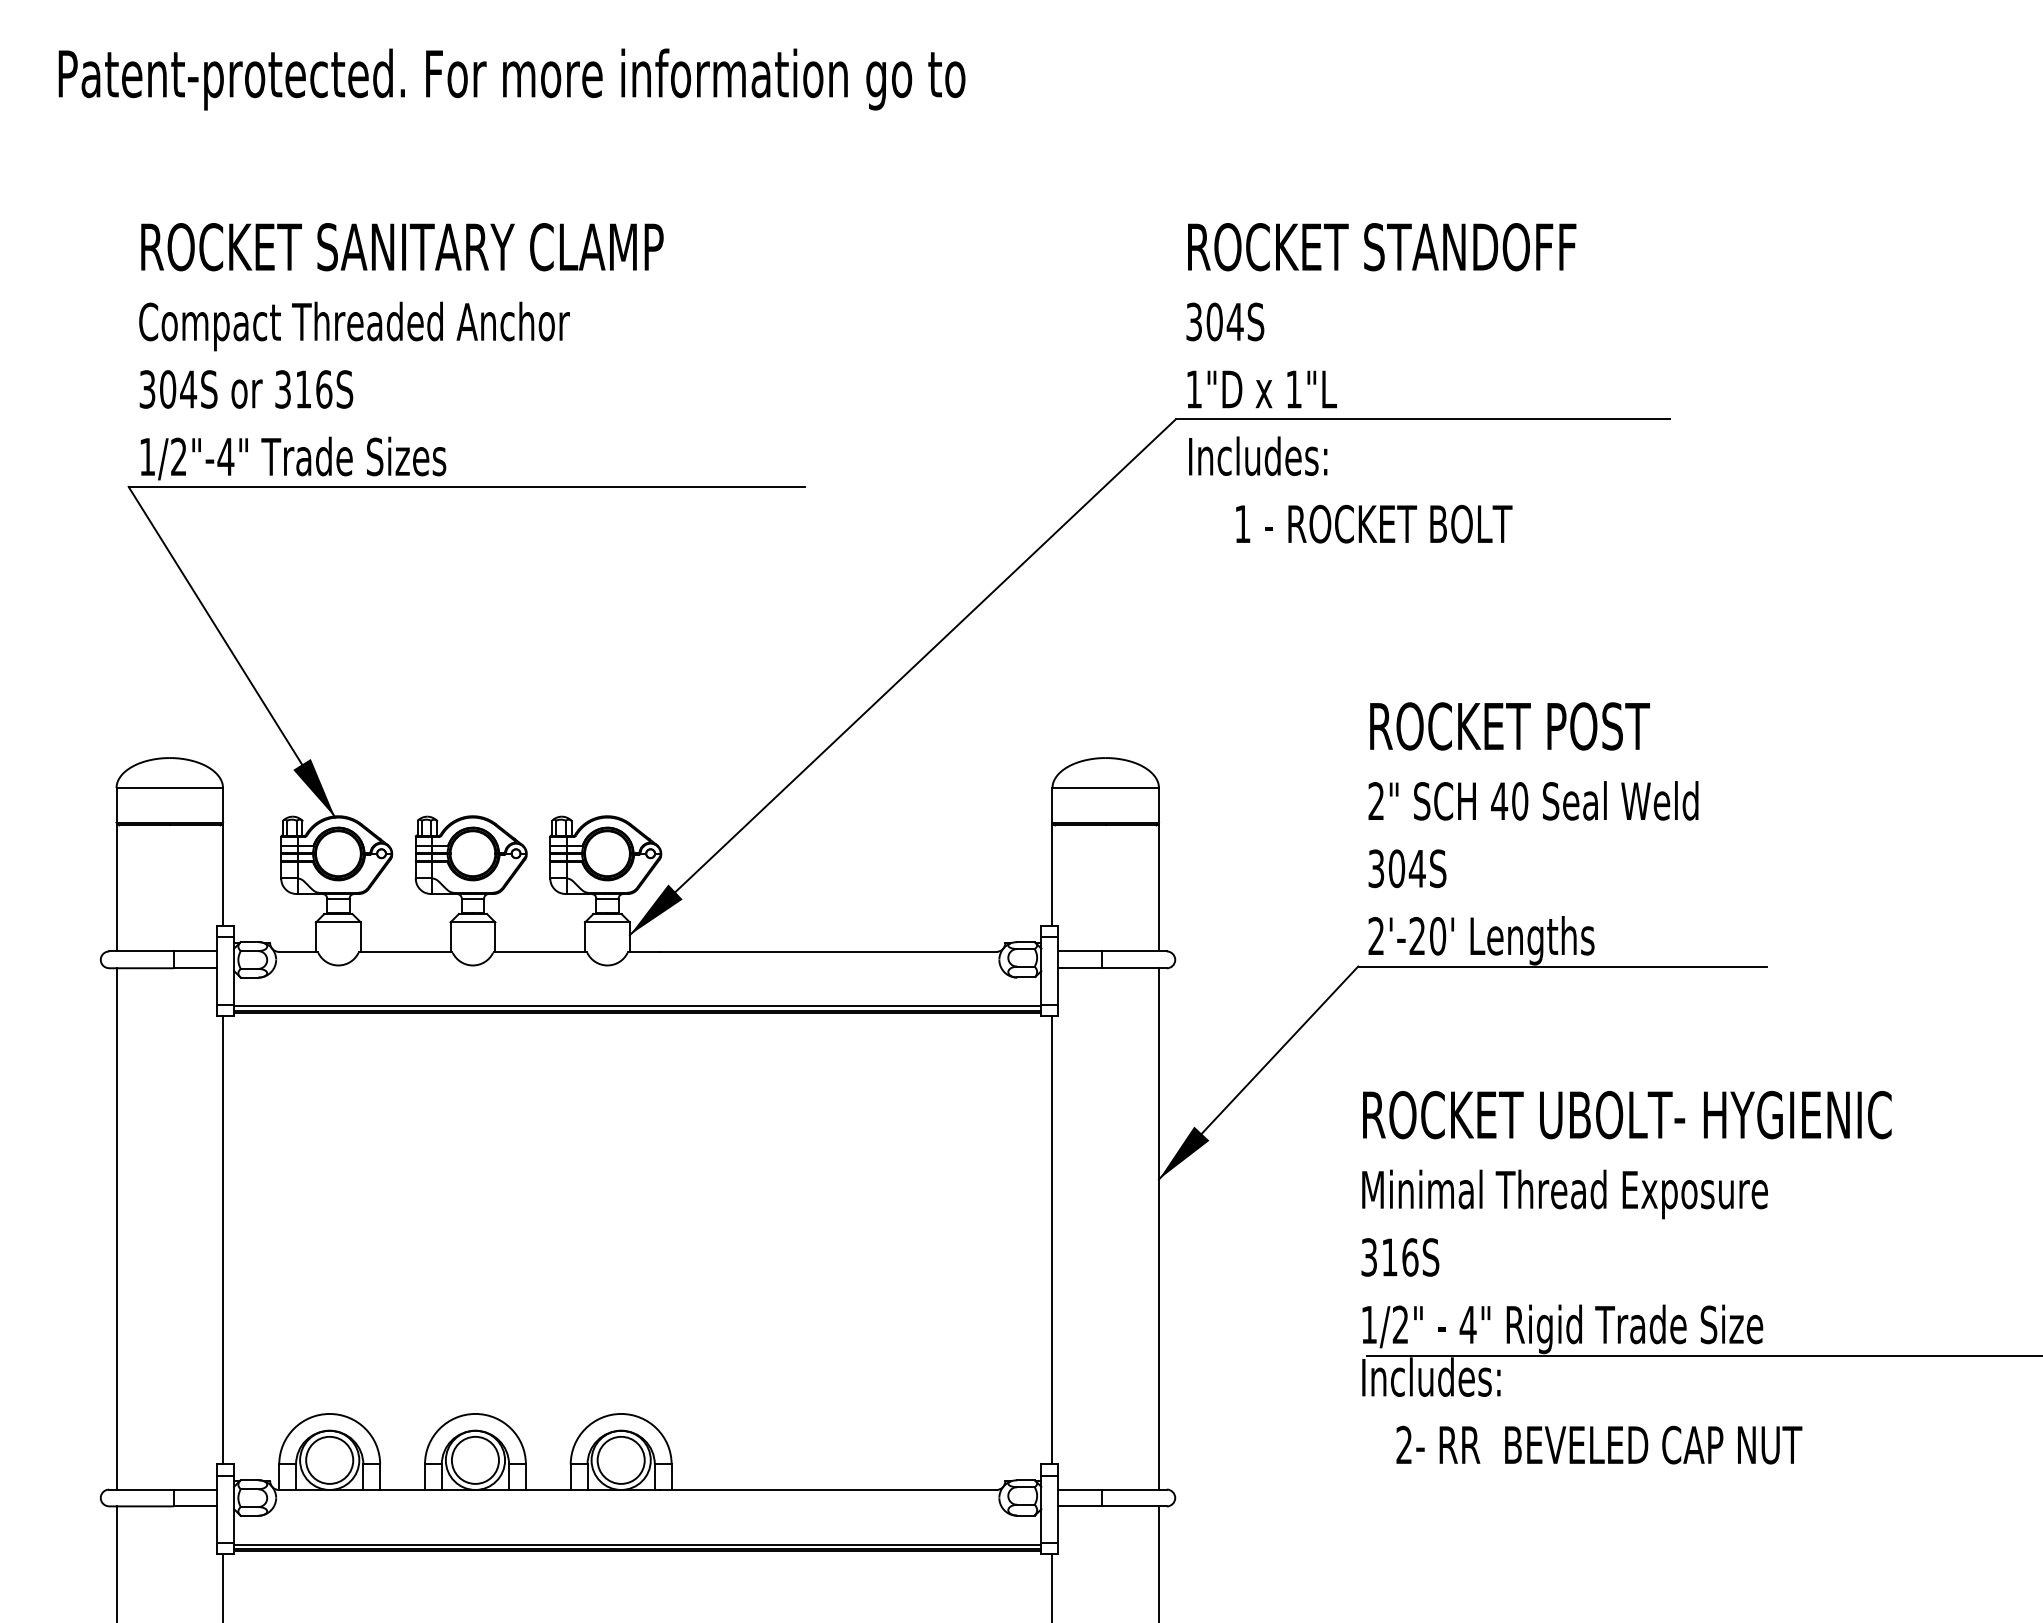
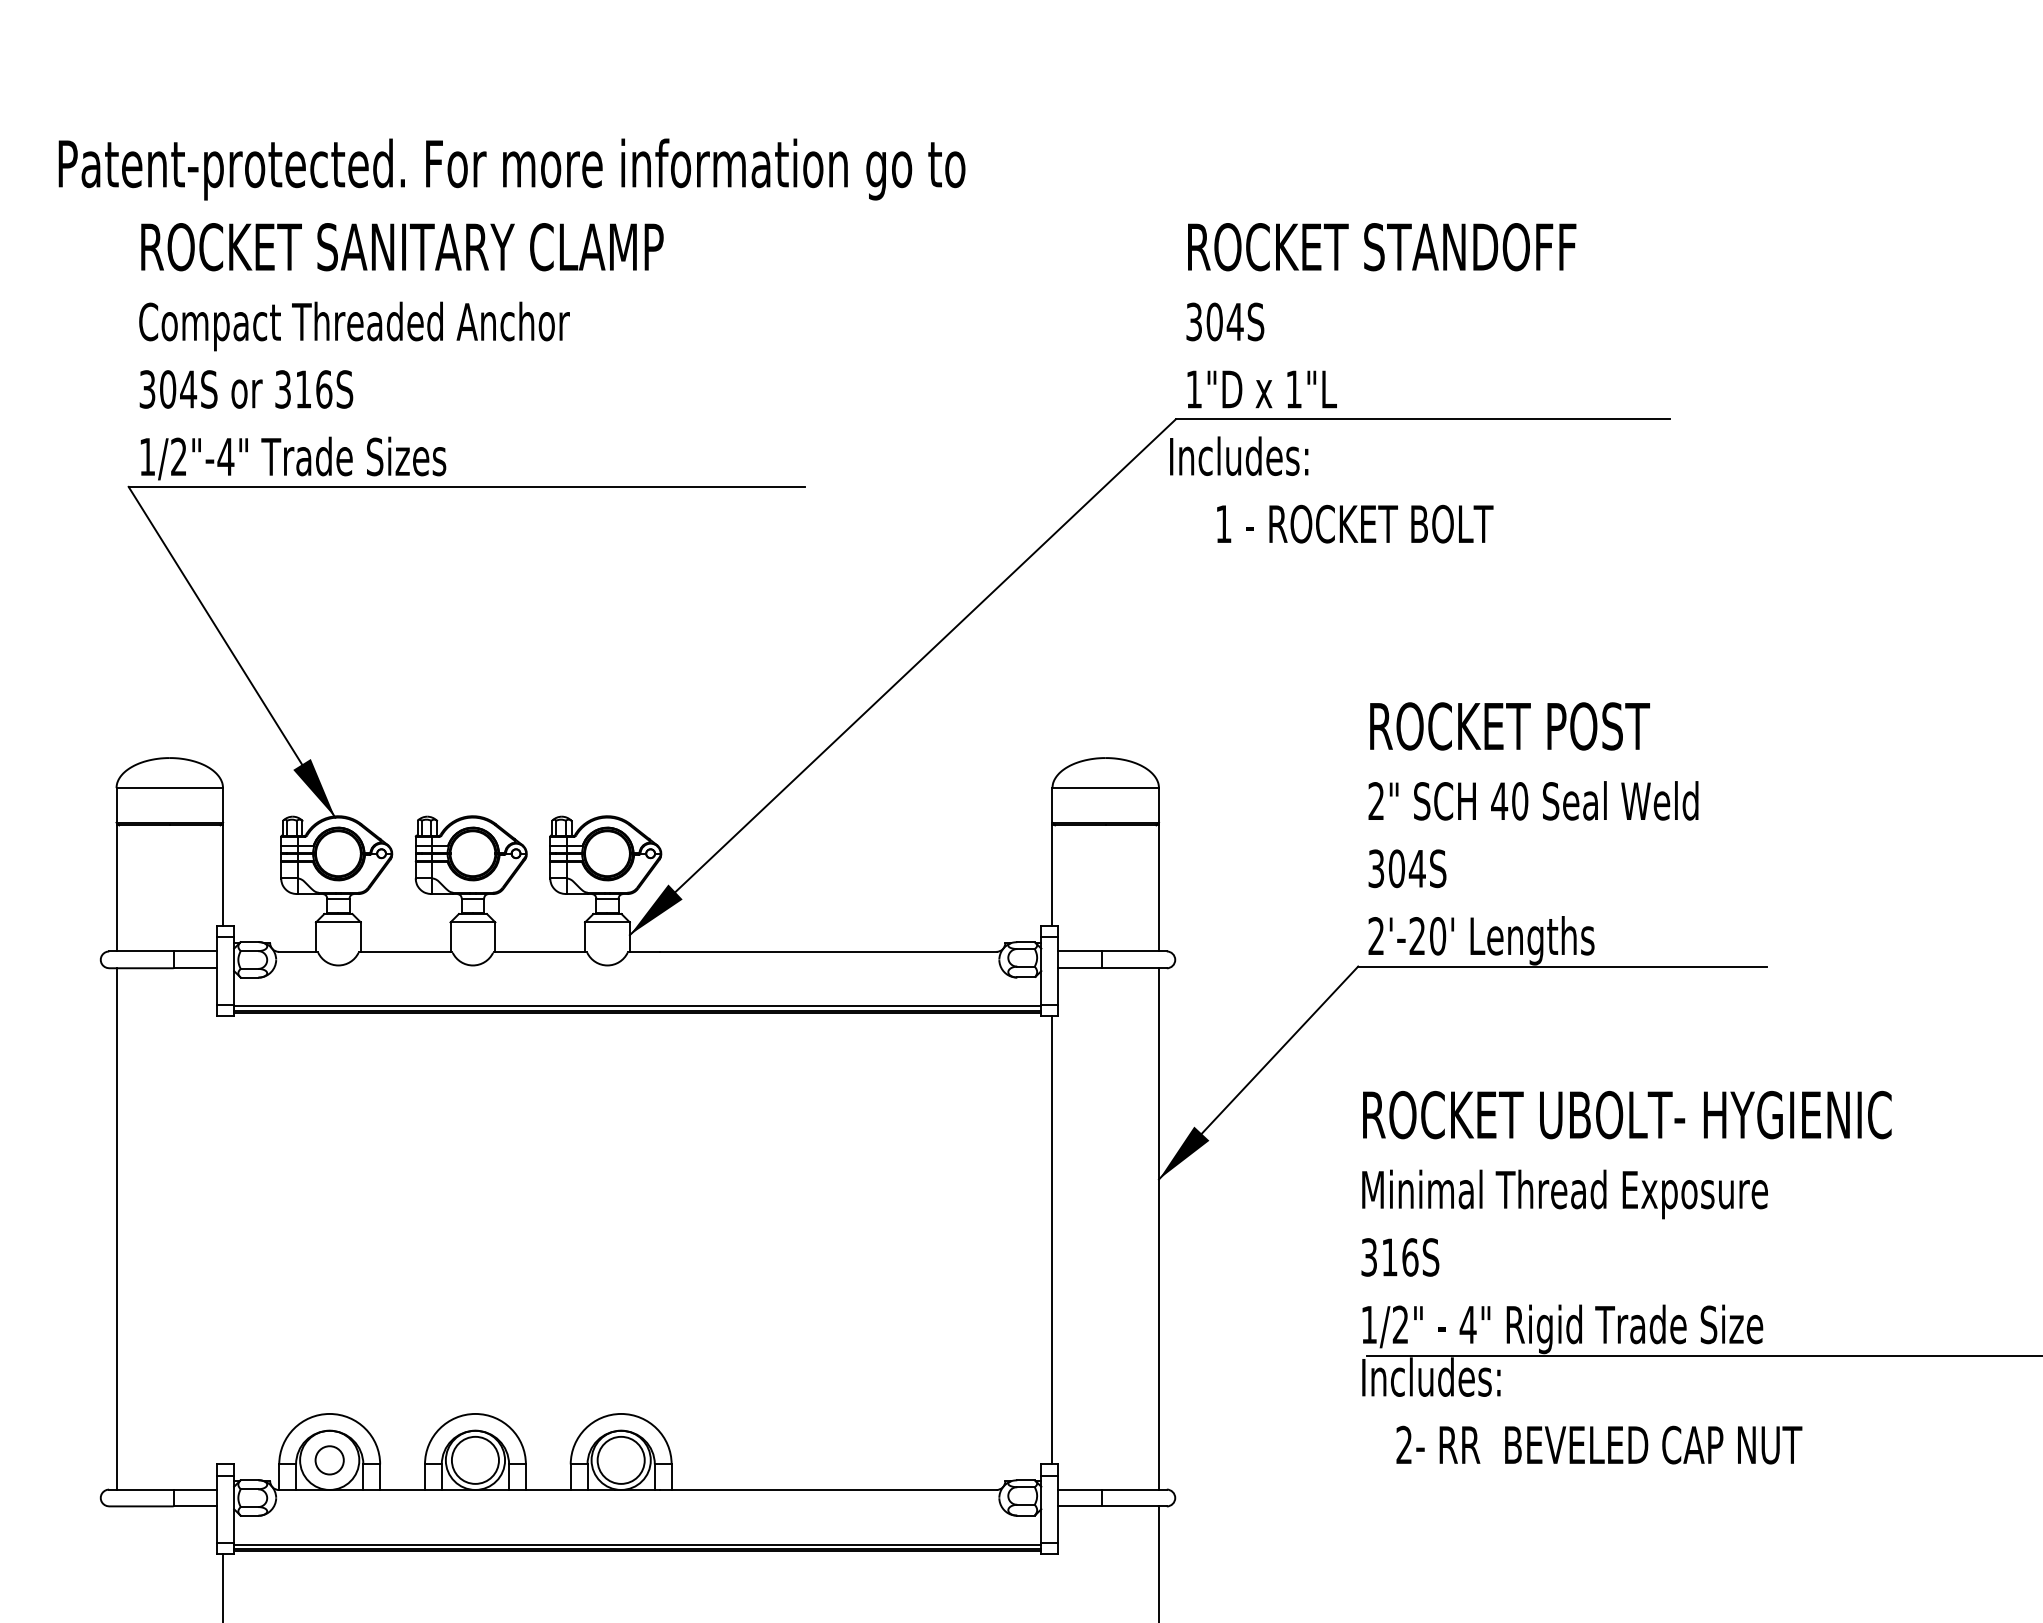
text position: (511, 79) -> (511, 169) (511, 169)
text position: (1350, 489) -> (1331, 489) (1331, 489)
line: present -> none (223, 1239)
circle diameter: 47 px -> 28 px (329, 1460)
line: present -> none (116, 1562)
line: present -> none (1052, 1586)
